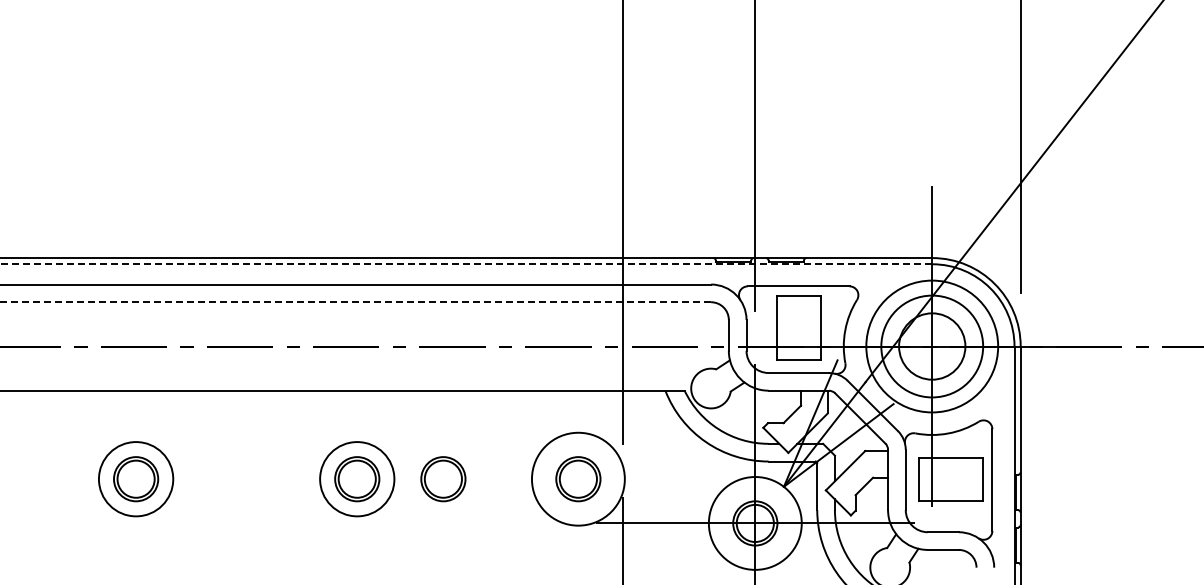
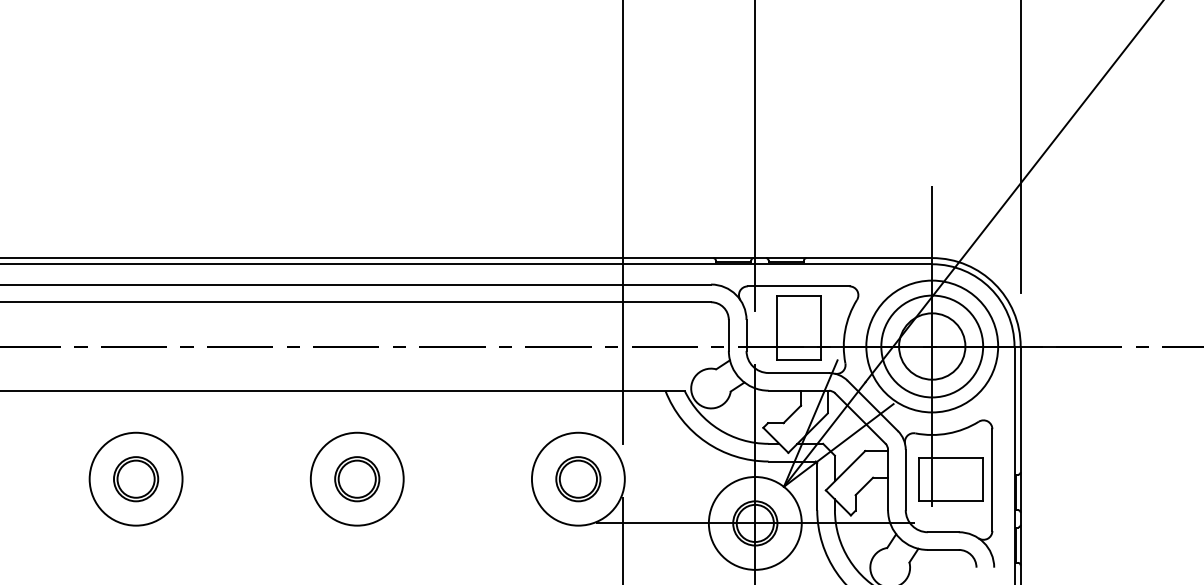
line: dashed -> solid (466, 264)
line: dashed -> solid (355, 302)
circle diameter: 74 px -> 93 px (135, 478)
circle diameter: 74 px -> 93 px (356, 478)
part: present -> none (443, 479)
